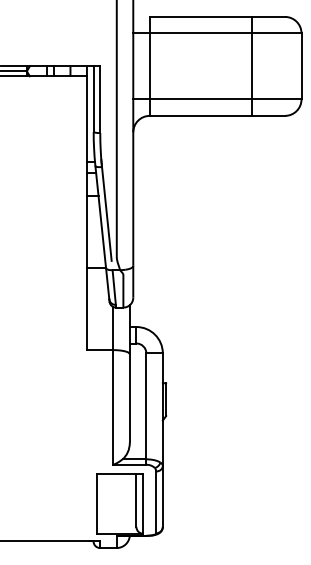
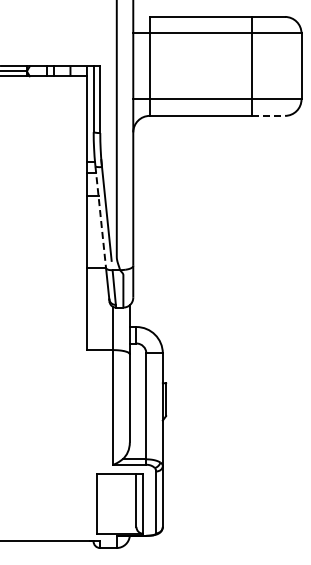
line: solid -> dashed (269, 115)
line: solid -> dashed (100, 217)
